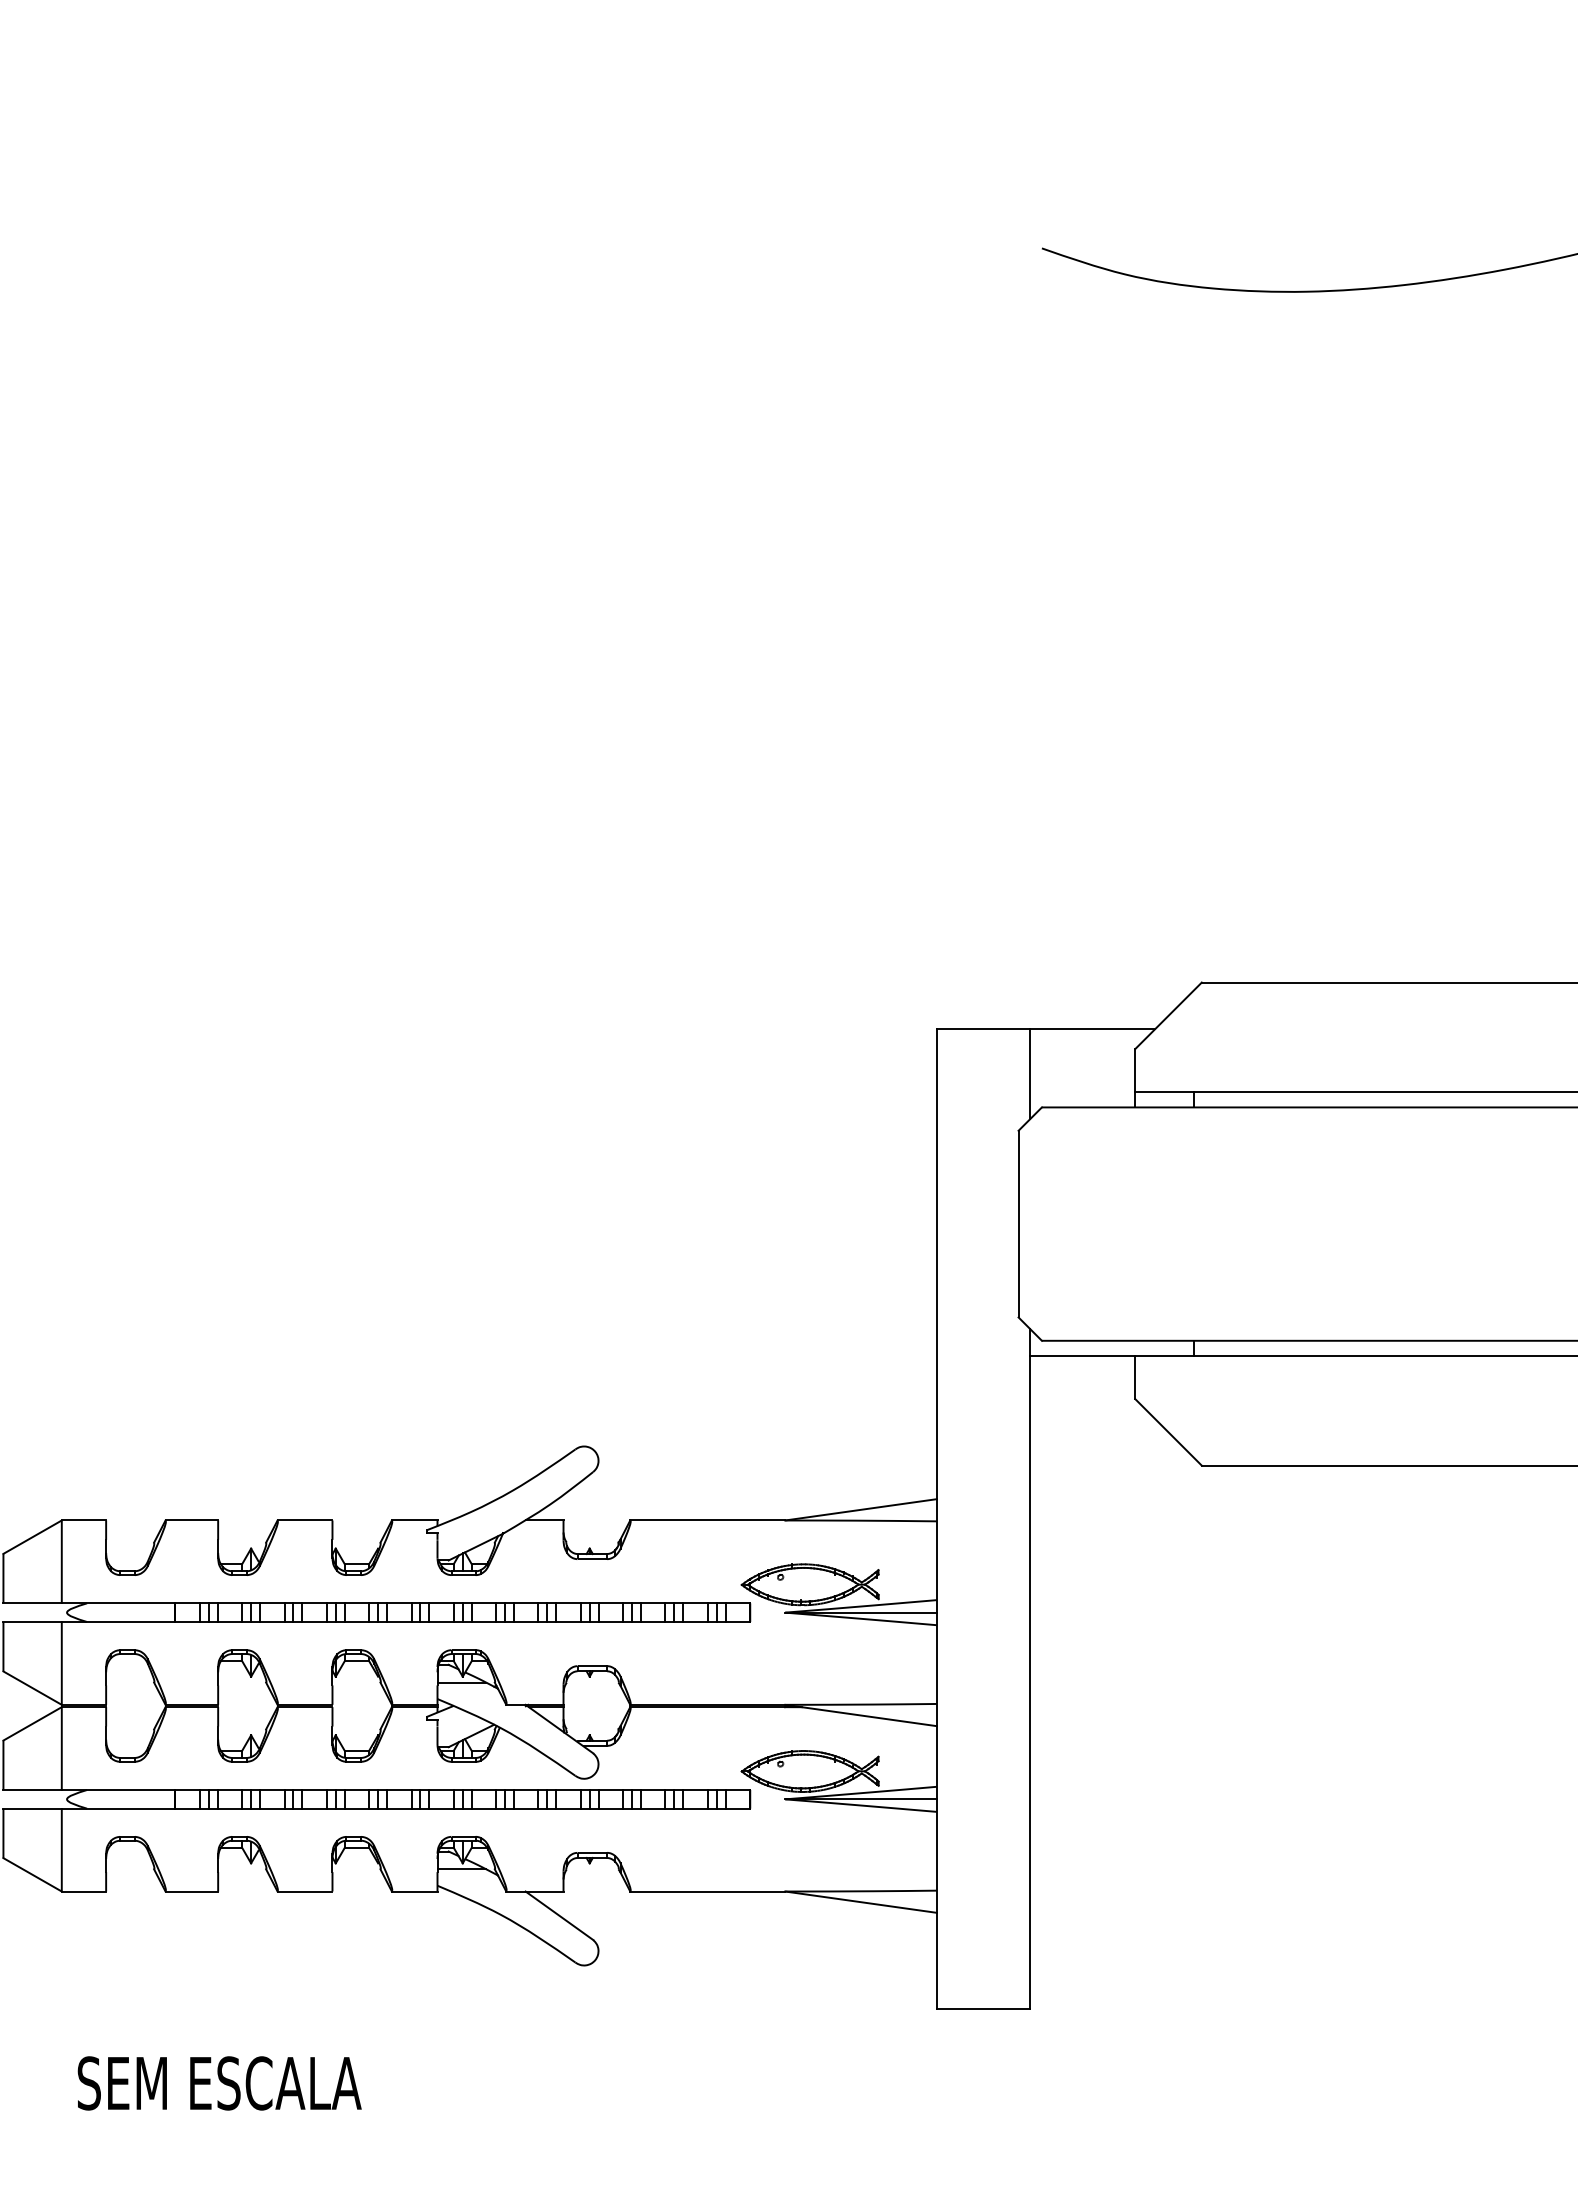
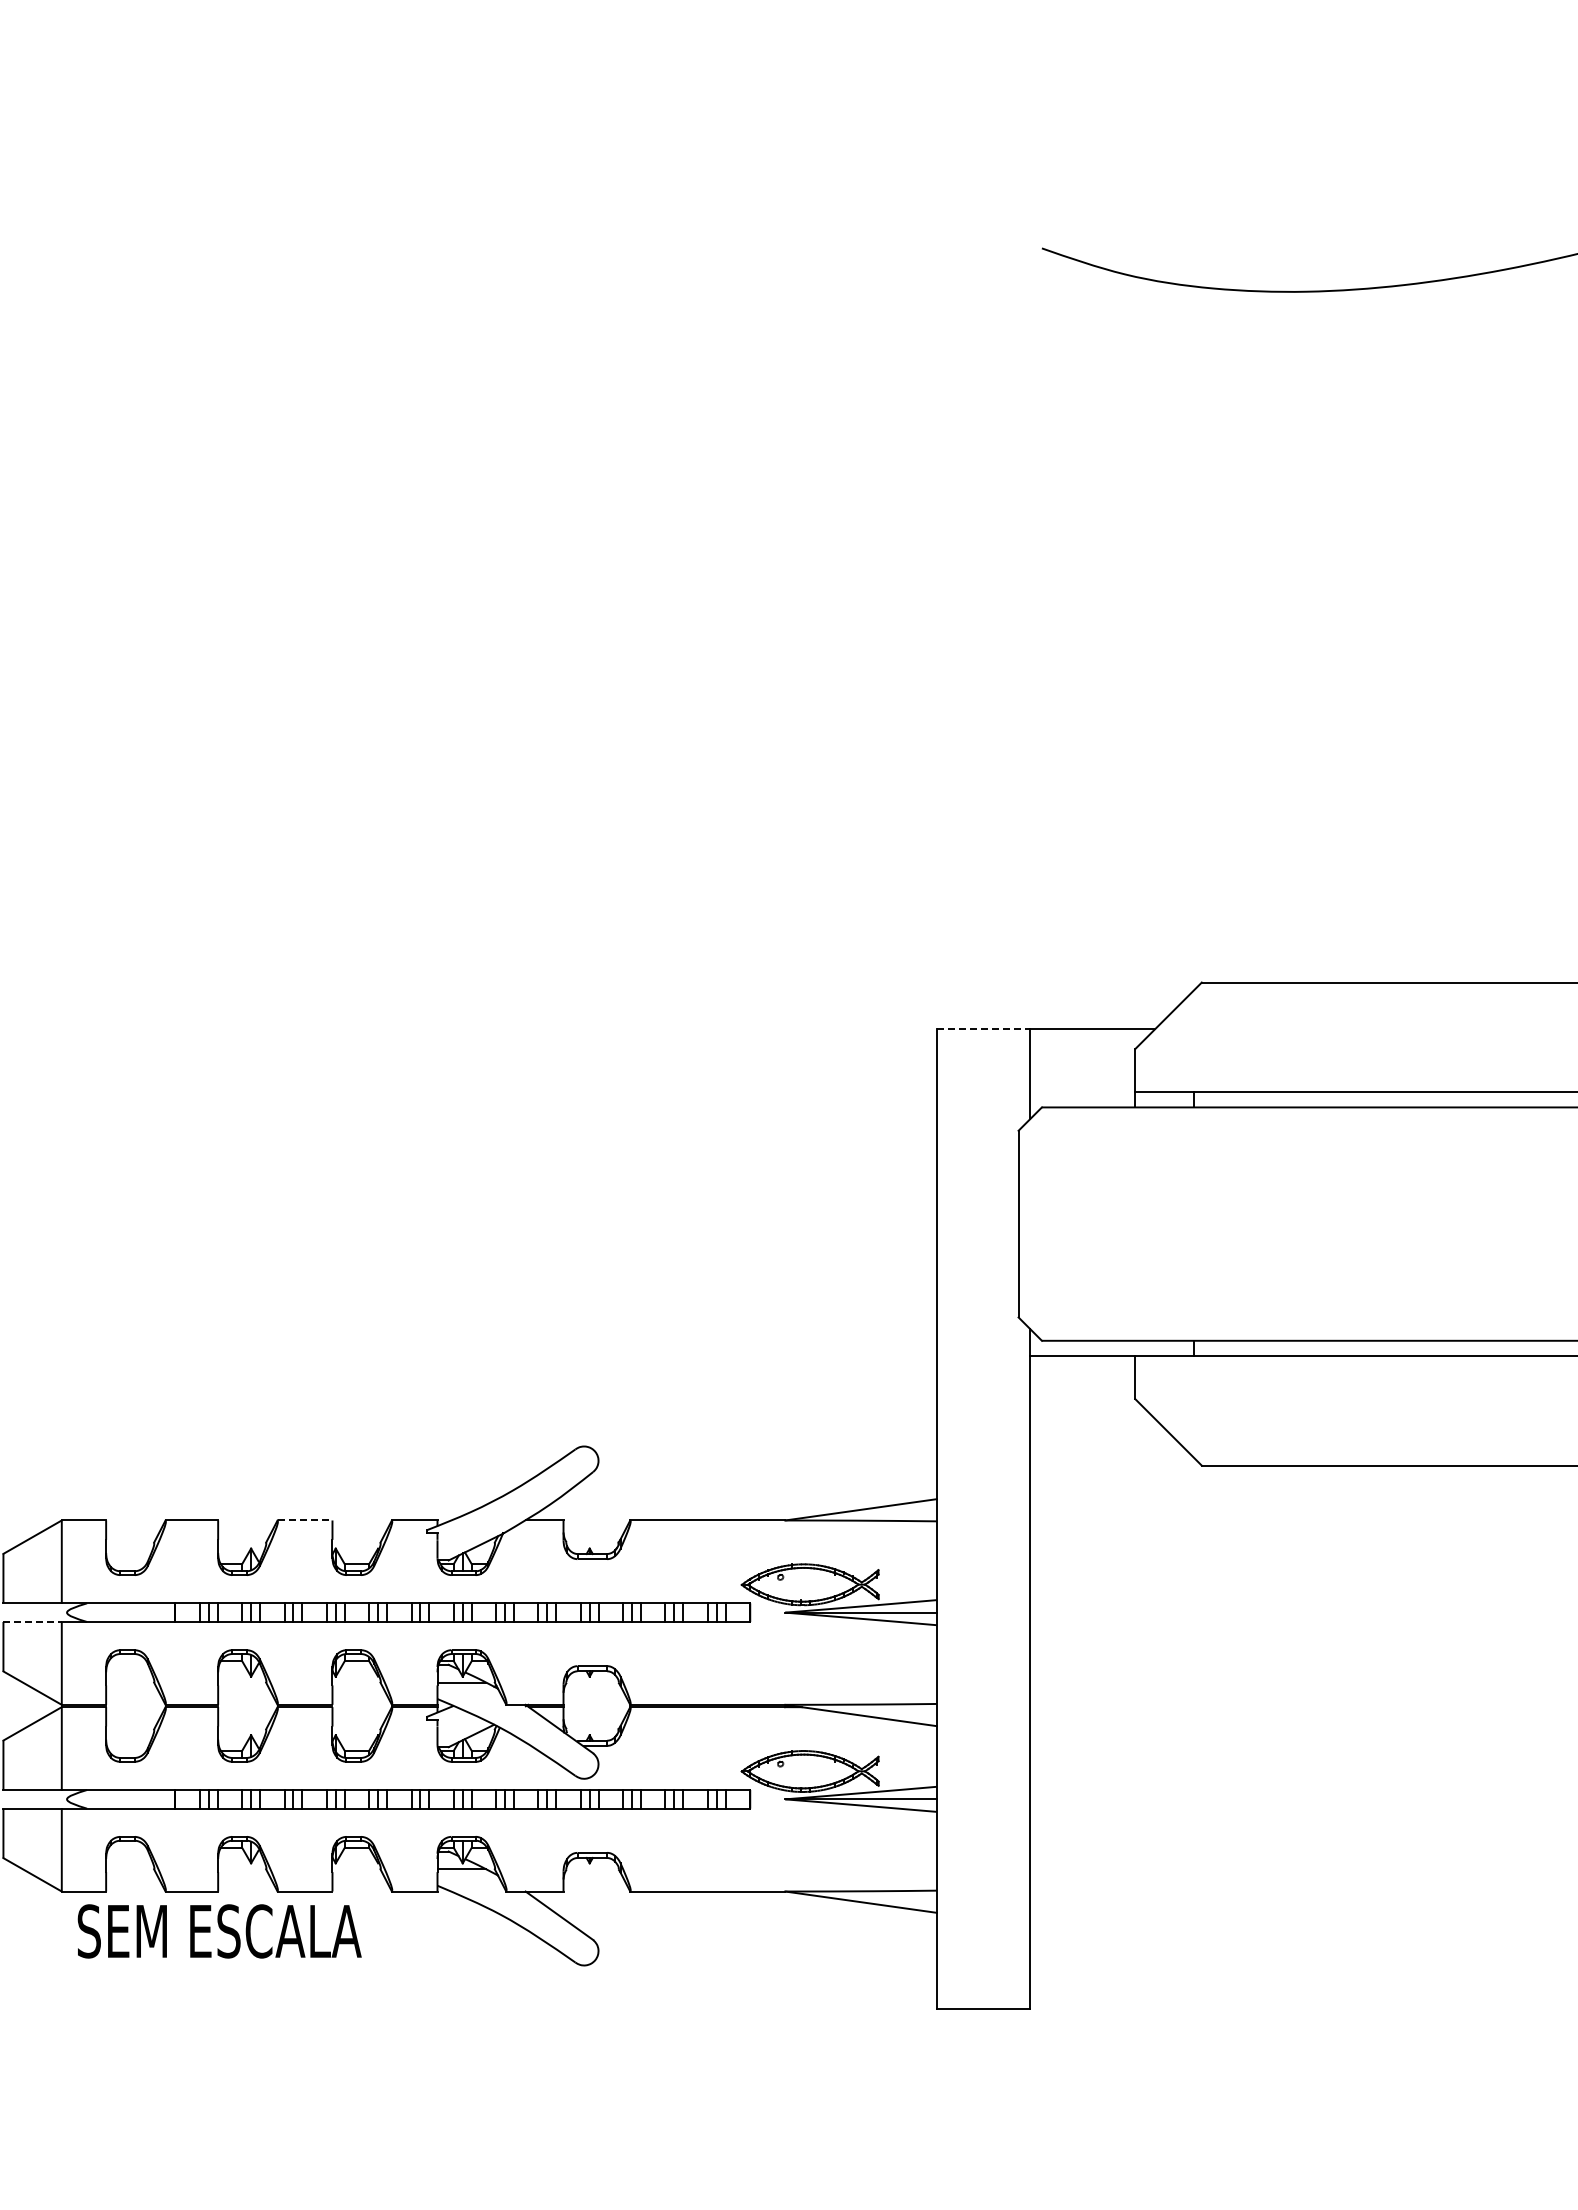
line: solid -> dashed (983, 1029)
line: solid -> dashed (305, 1520)
line: solid -> dashed (33, 1621)
text position: (219, 2083) -> (219, 1931) (219, 1931)
